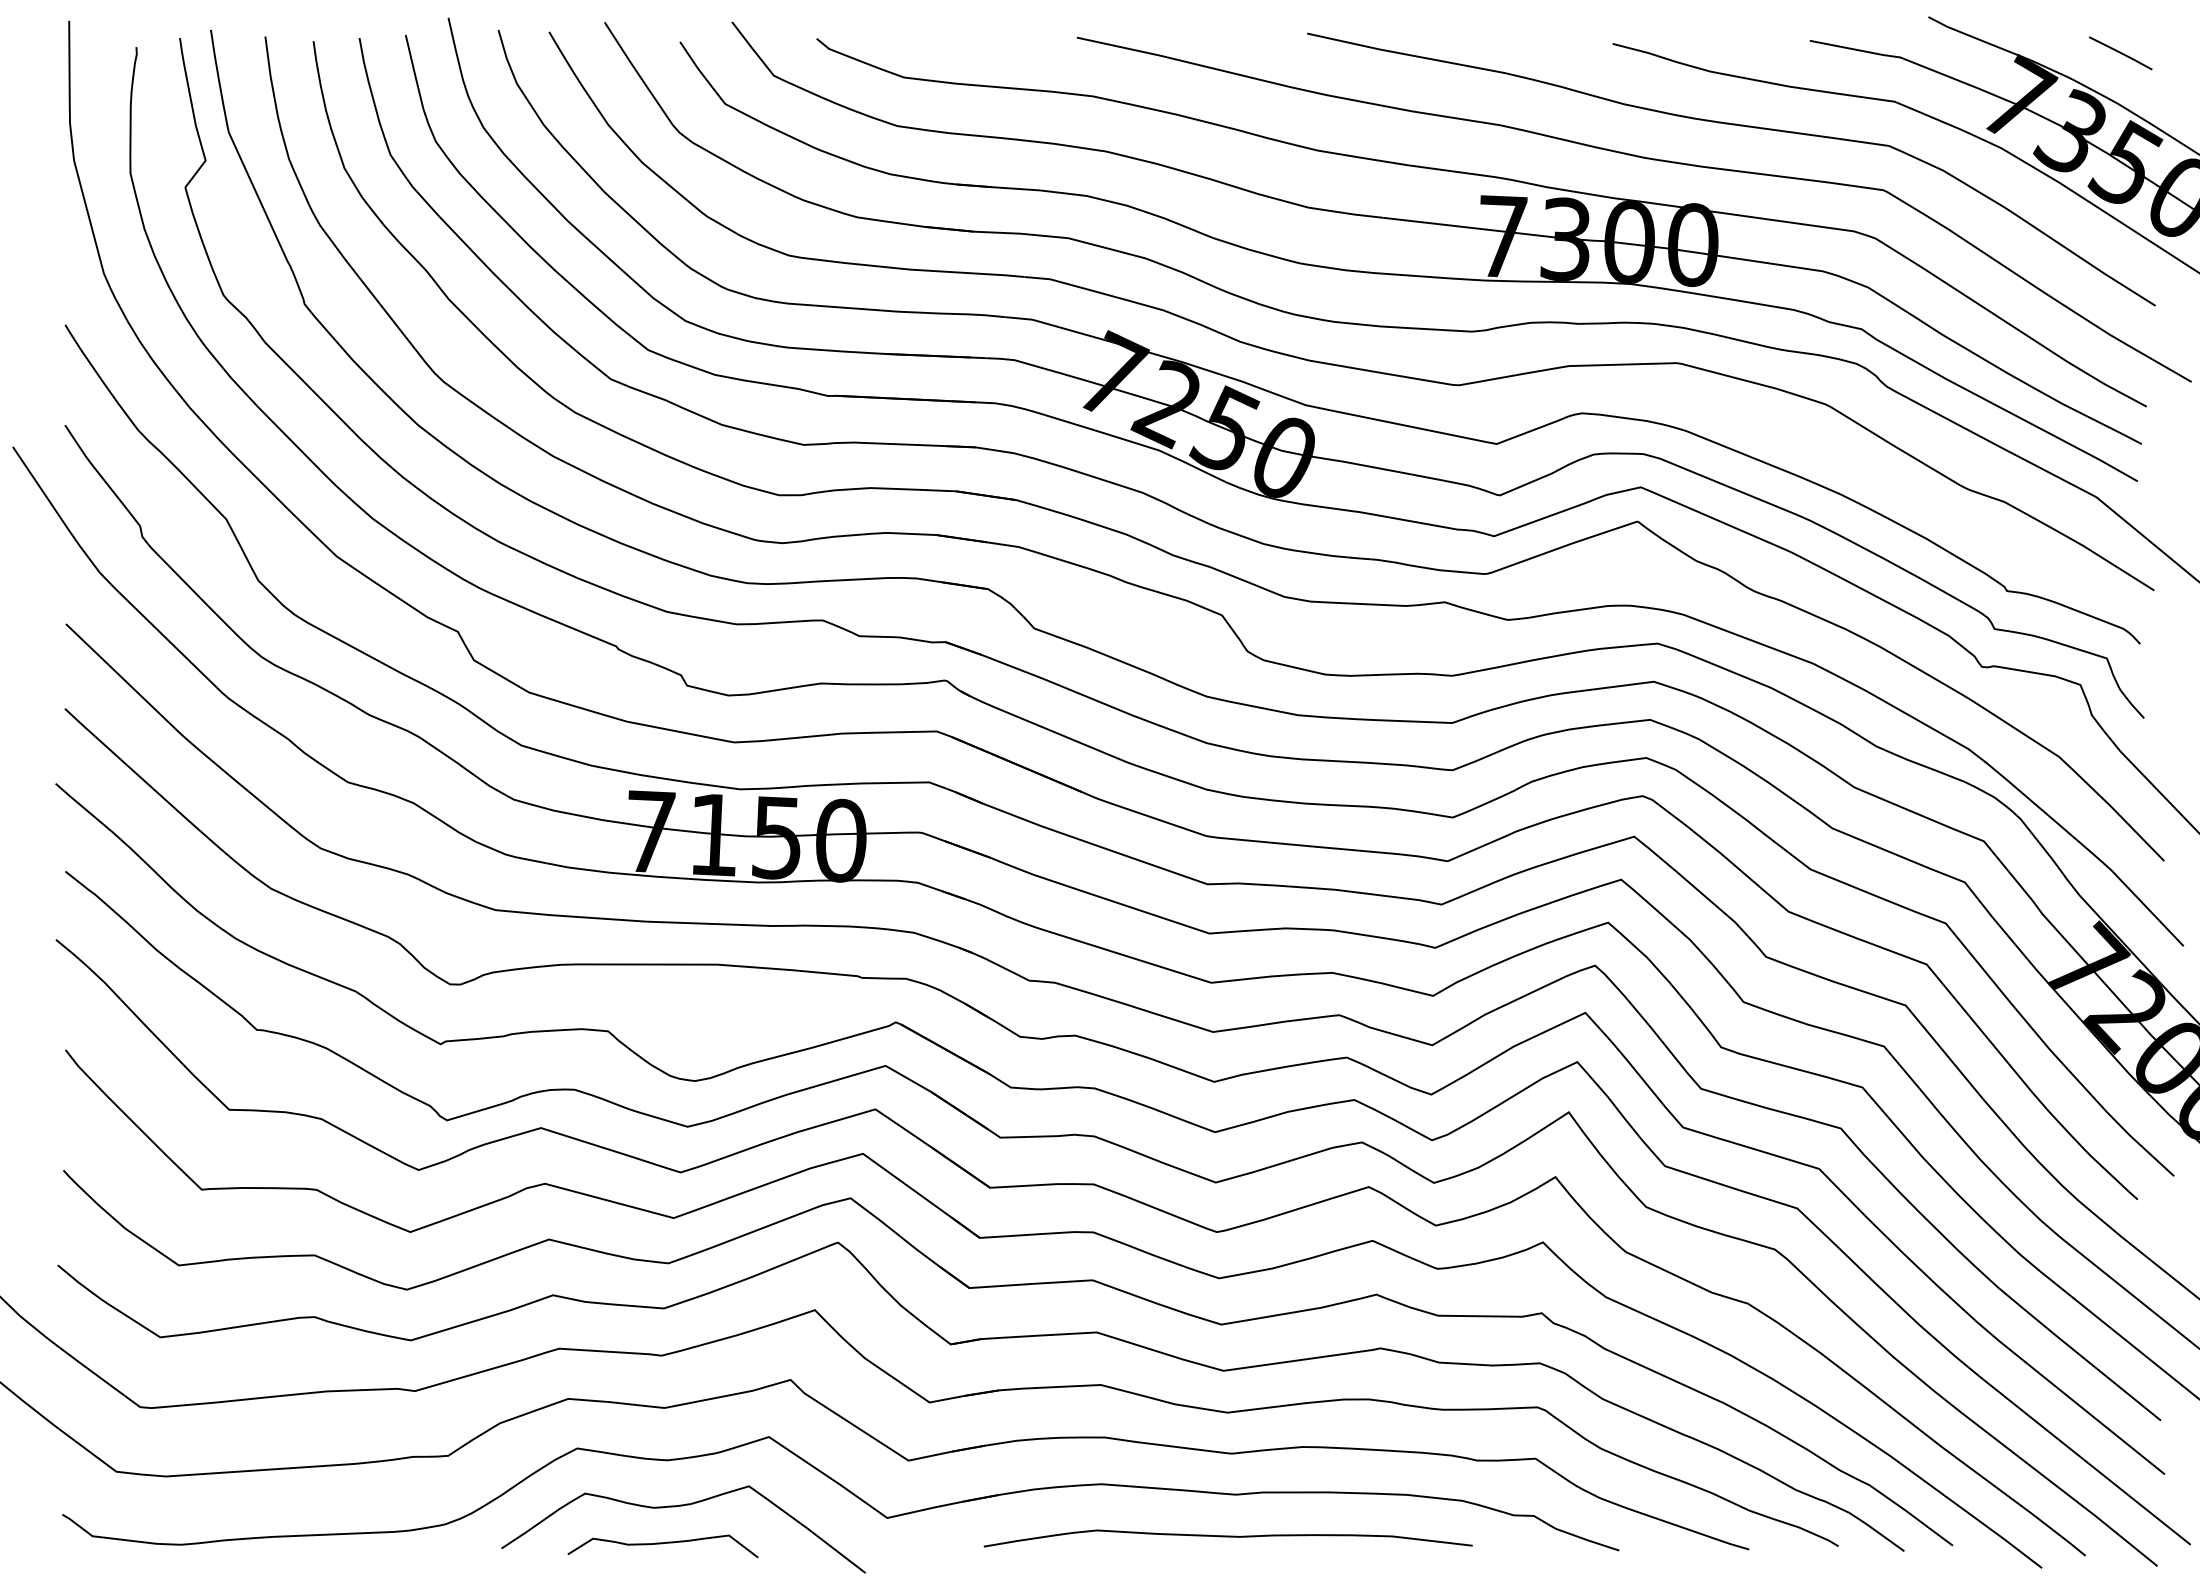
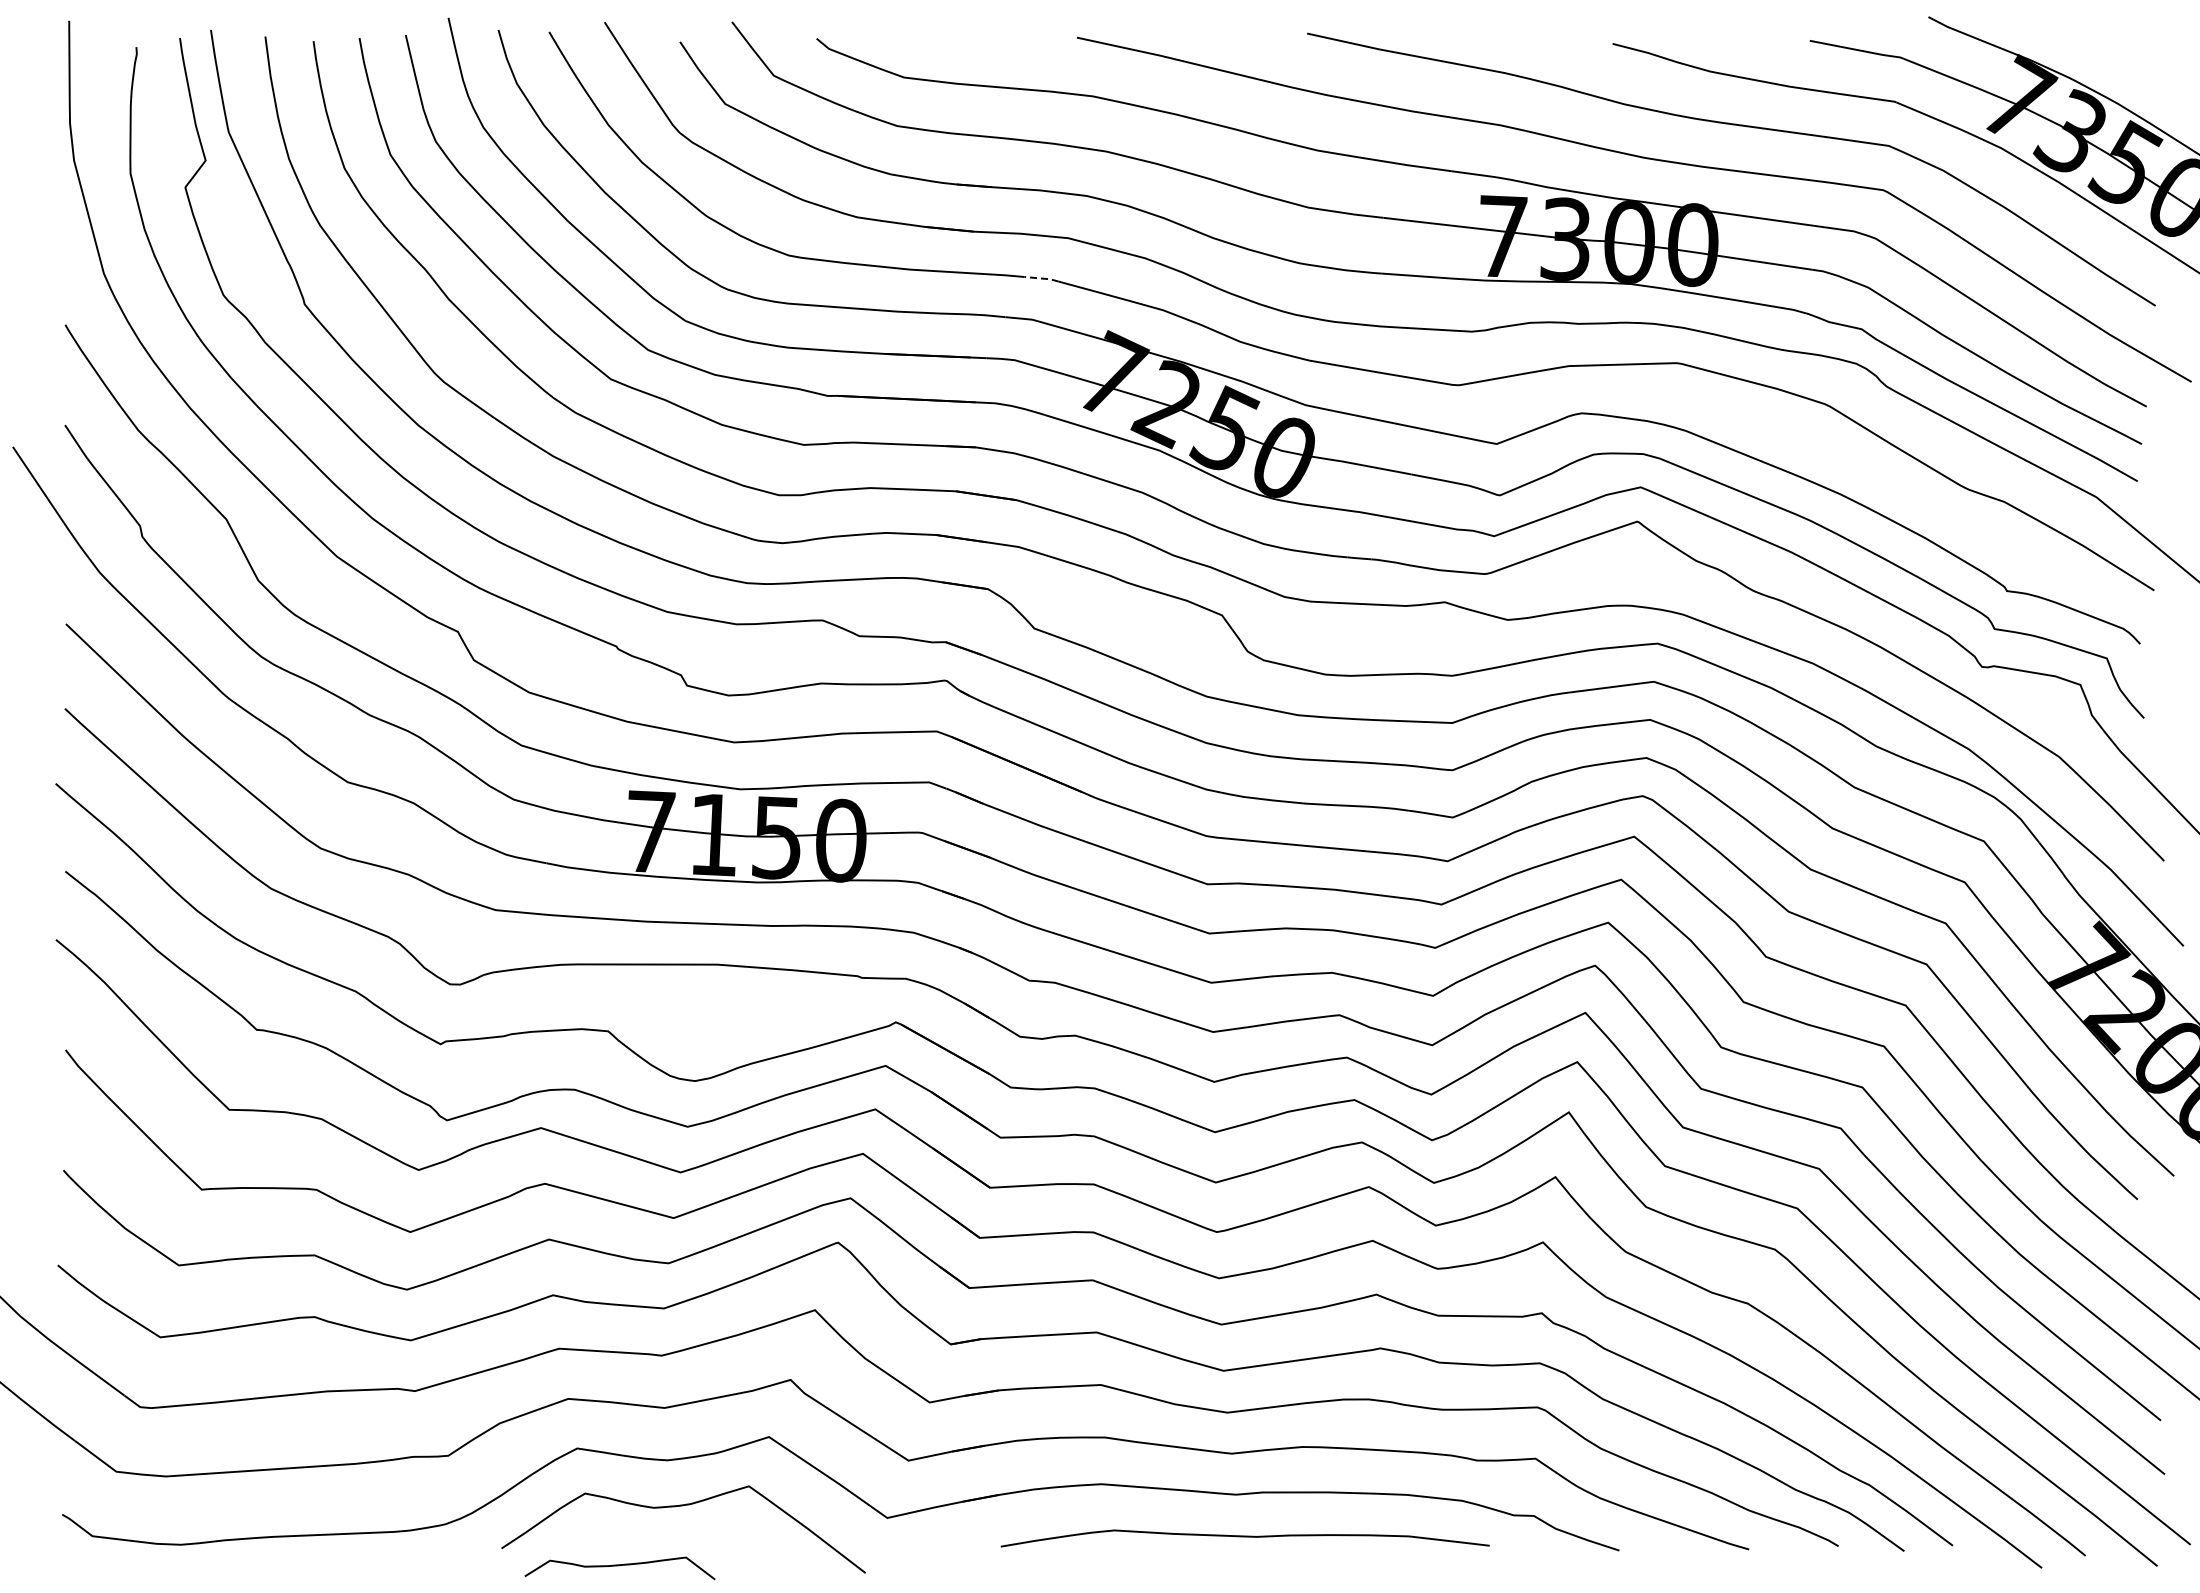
line: present -> none (2120, 53)
line: solid -> dashed (1042, 278)
curve position: (1227, 1537) -> (1244, 1537) (1244, 1537)
curve position: (662, 1544) -> (619, 1566) (619, 1566)
